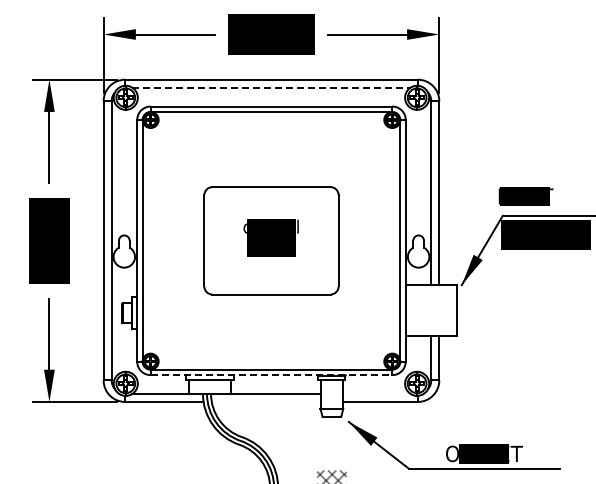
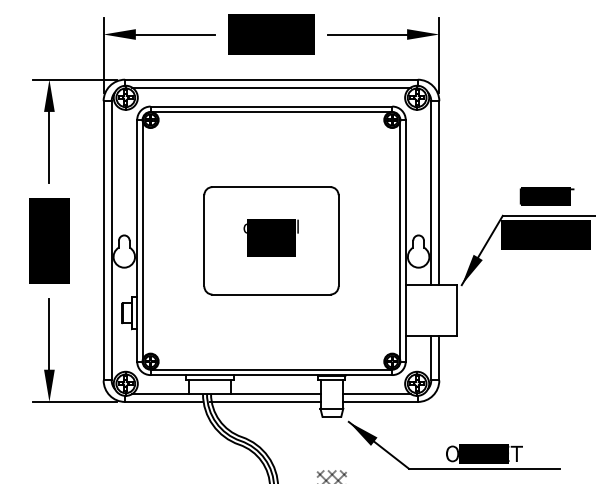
line: dashed -> solid (271, 87)
text position: (525, 196) -> (546, 196) (546, 196)
line: dashed -> solid (271, 375)
line: none -> present (376, 393)
line: none -> present (265, 401)
